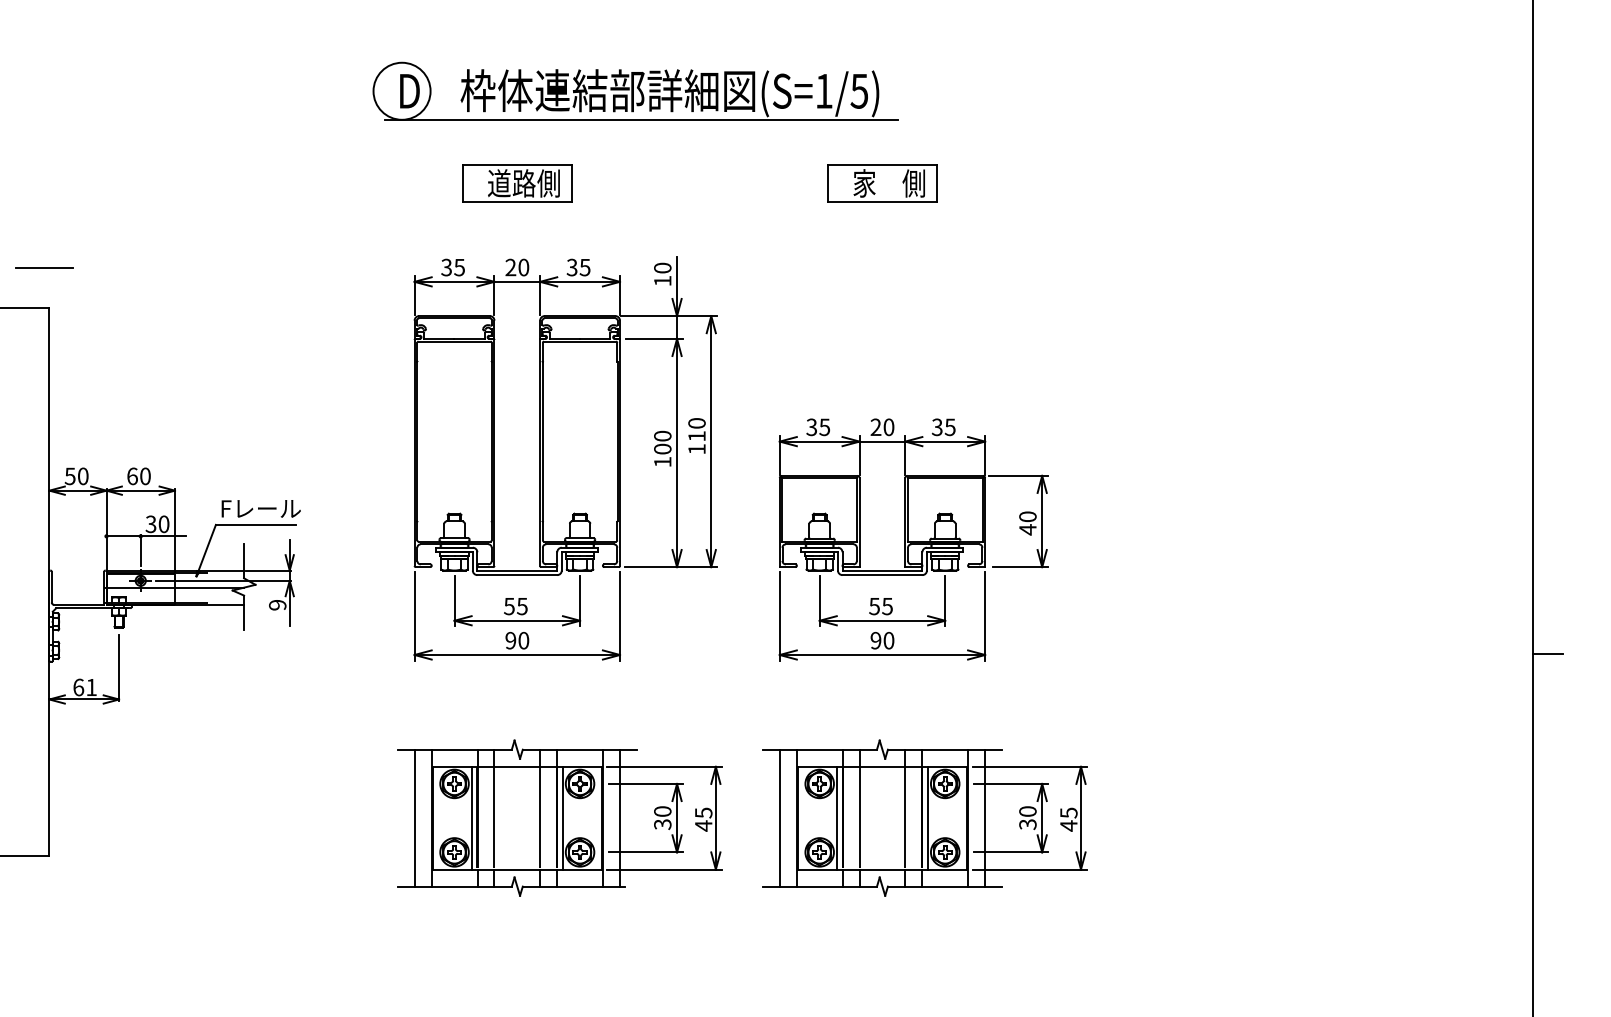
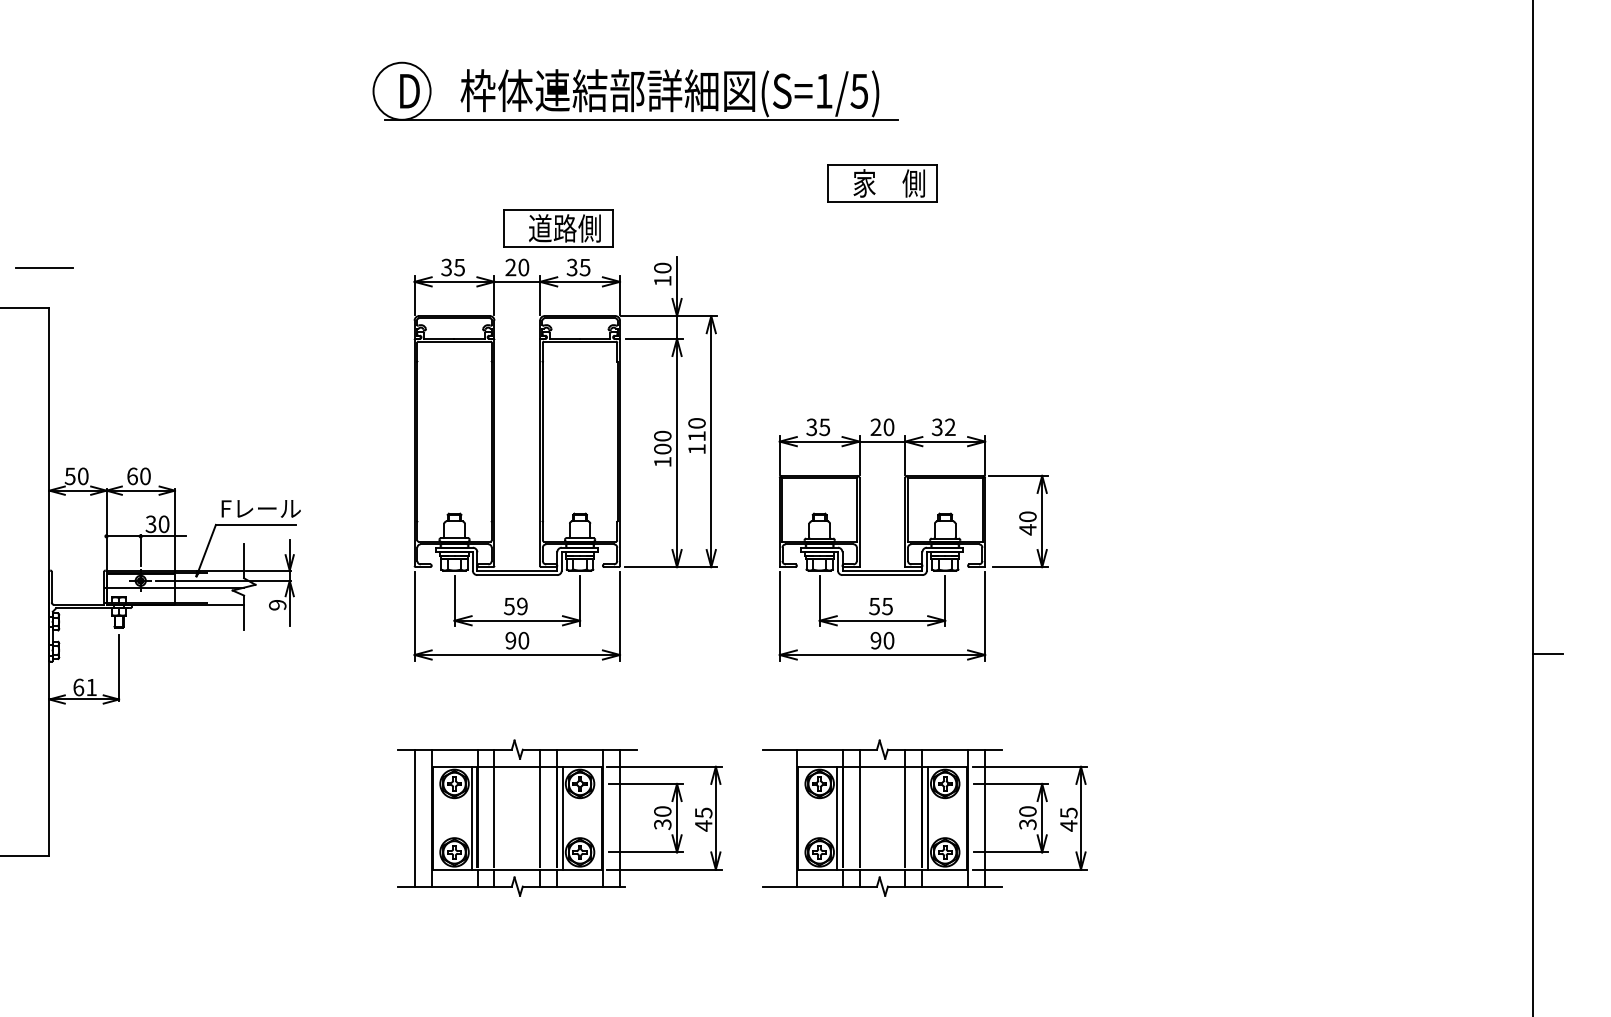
part position: (517, 183) -> (558, 228) (558, 228)
text: 35 -> 32 (949, 427)
text: 55 -> 59 (522, 606)
line: present -> none (779, 817)
